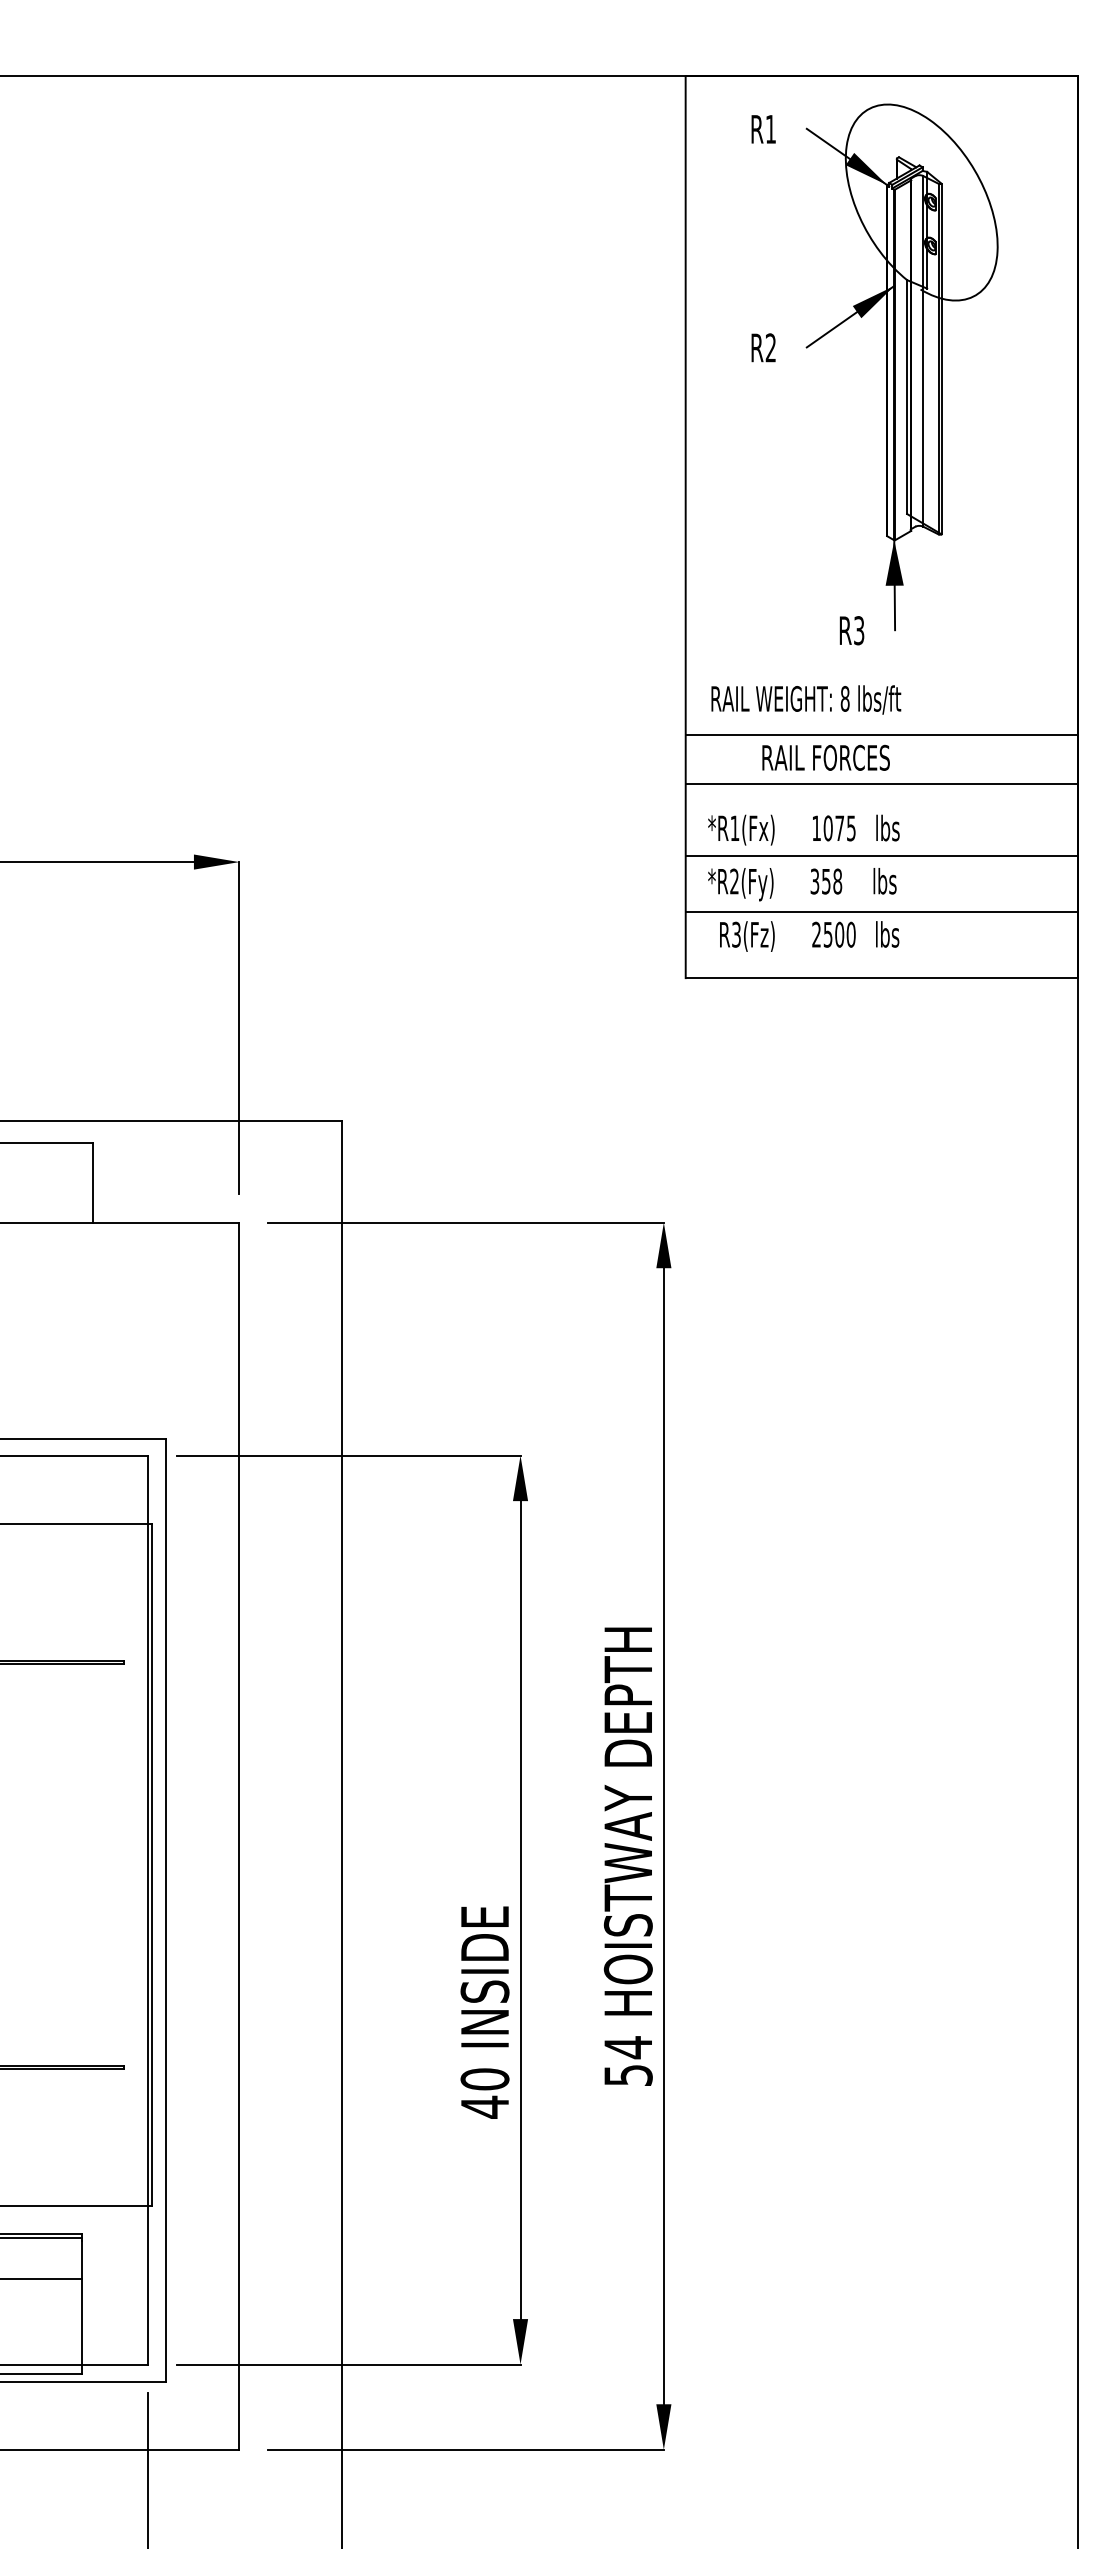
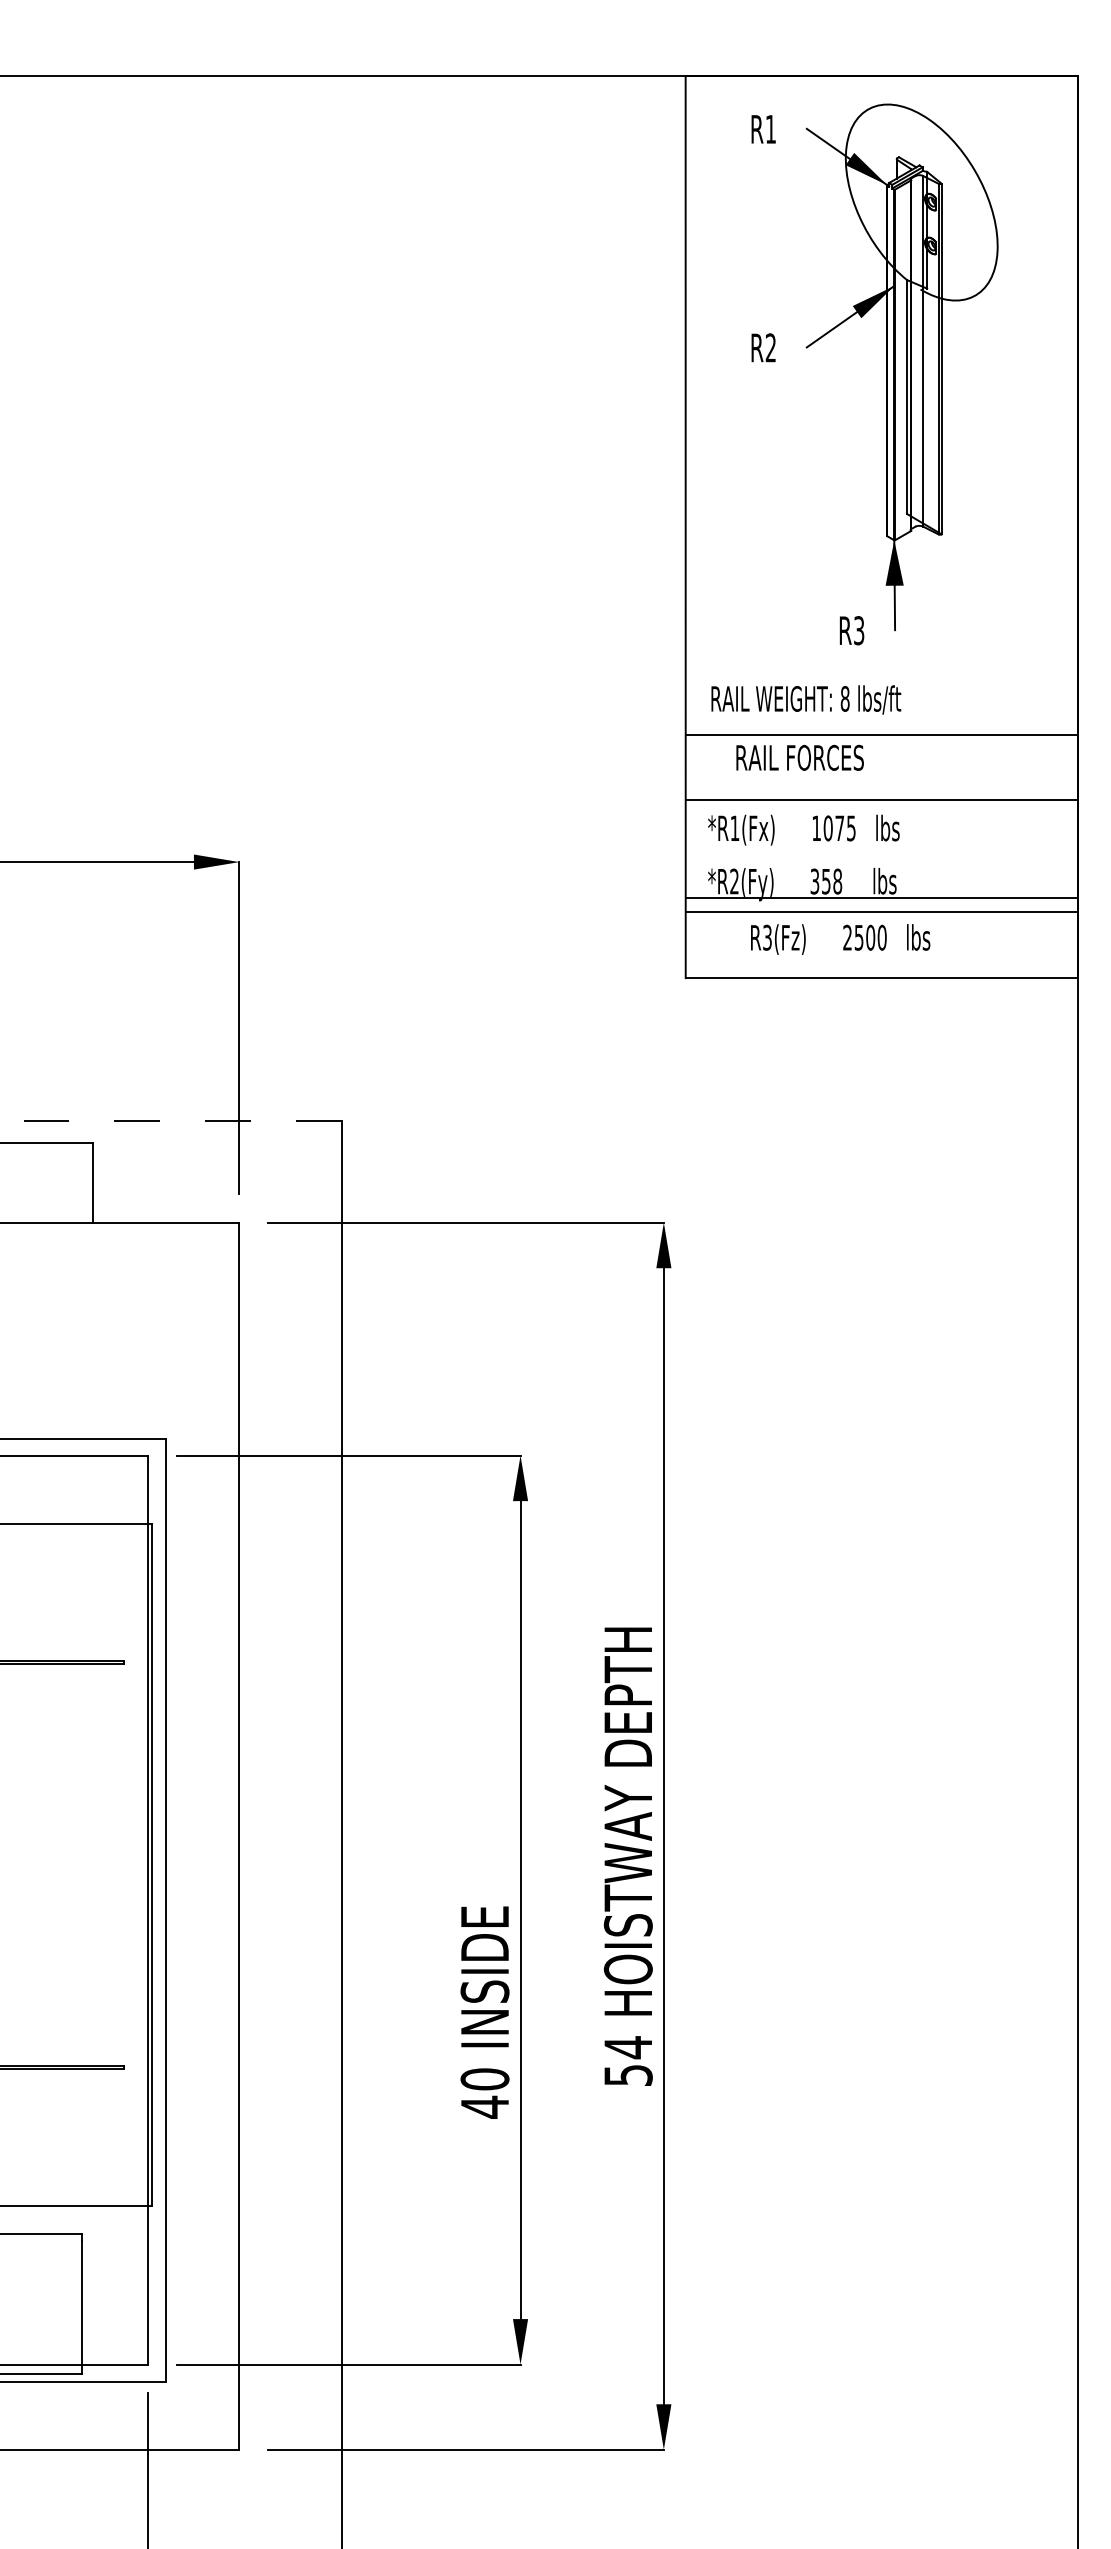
text position: (825, 757) -> (799, 757) (799, 757)
line position: (881, 783) -> (881, 799) (881, 799)
line position: (881, 855) -> (881, 897) (881, 897)
text position: (809, 936) -> (840, 939) (840, 939)
line: solid -> dashed (170, 1120)
line: present -> none (41, 2237)
line: present -> none (41, 2279)
